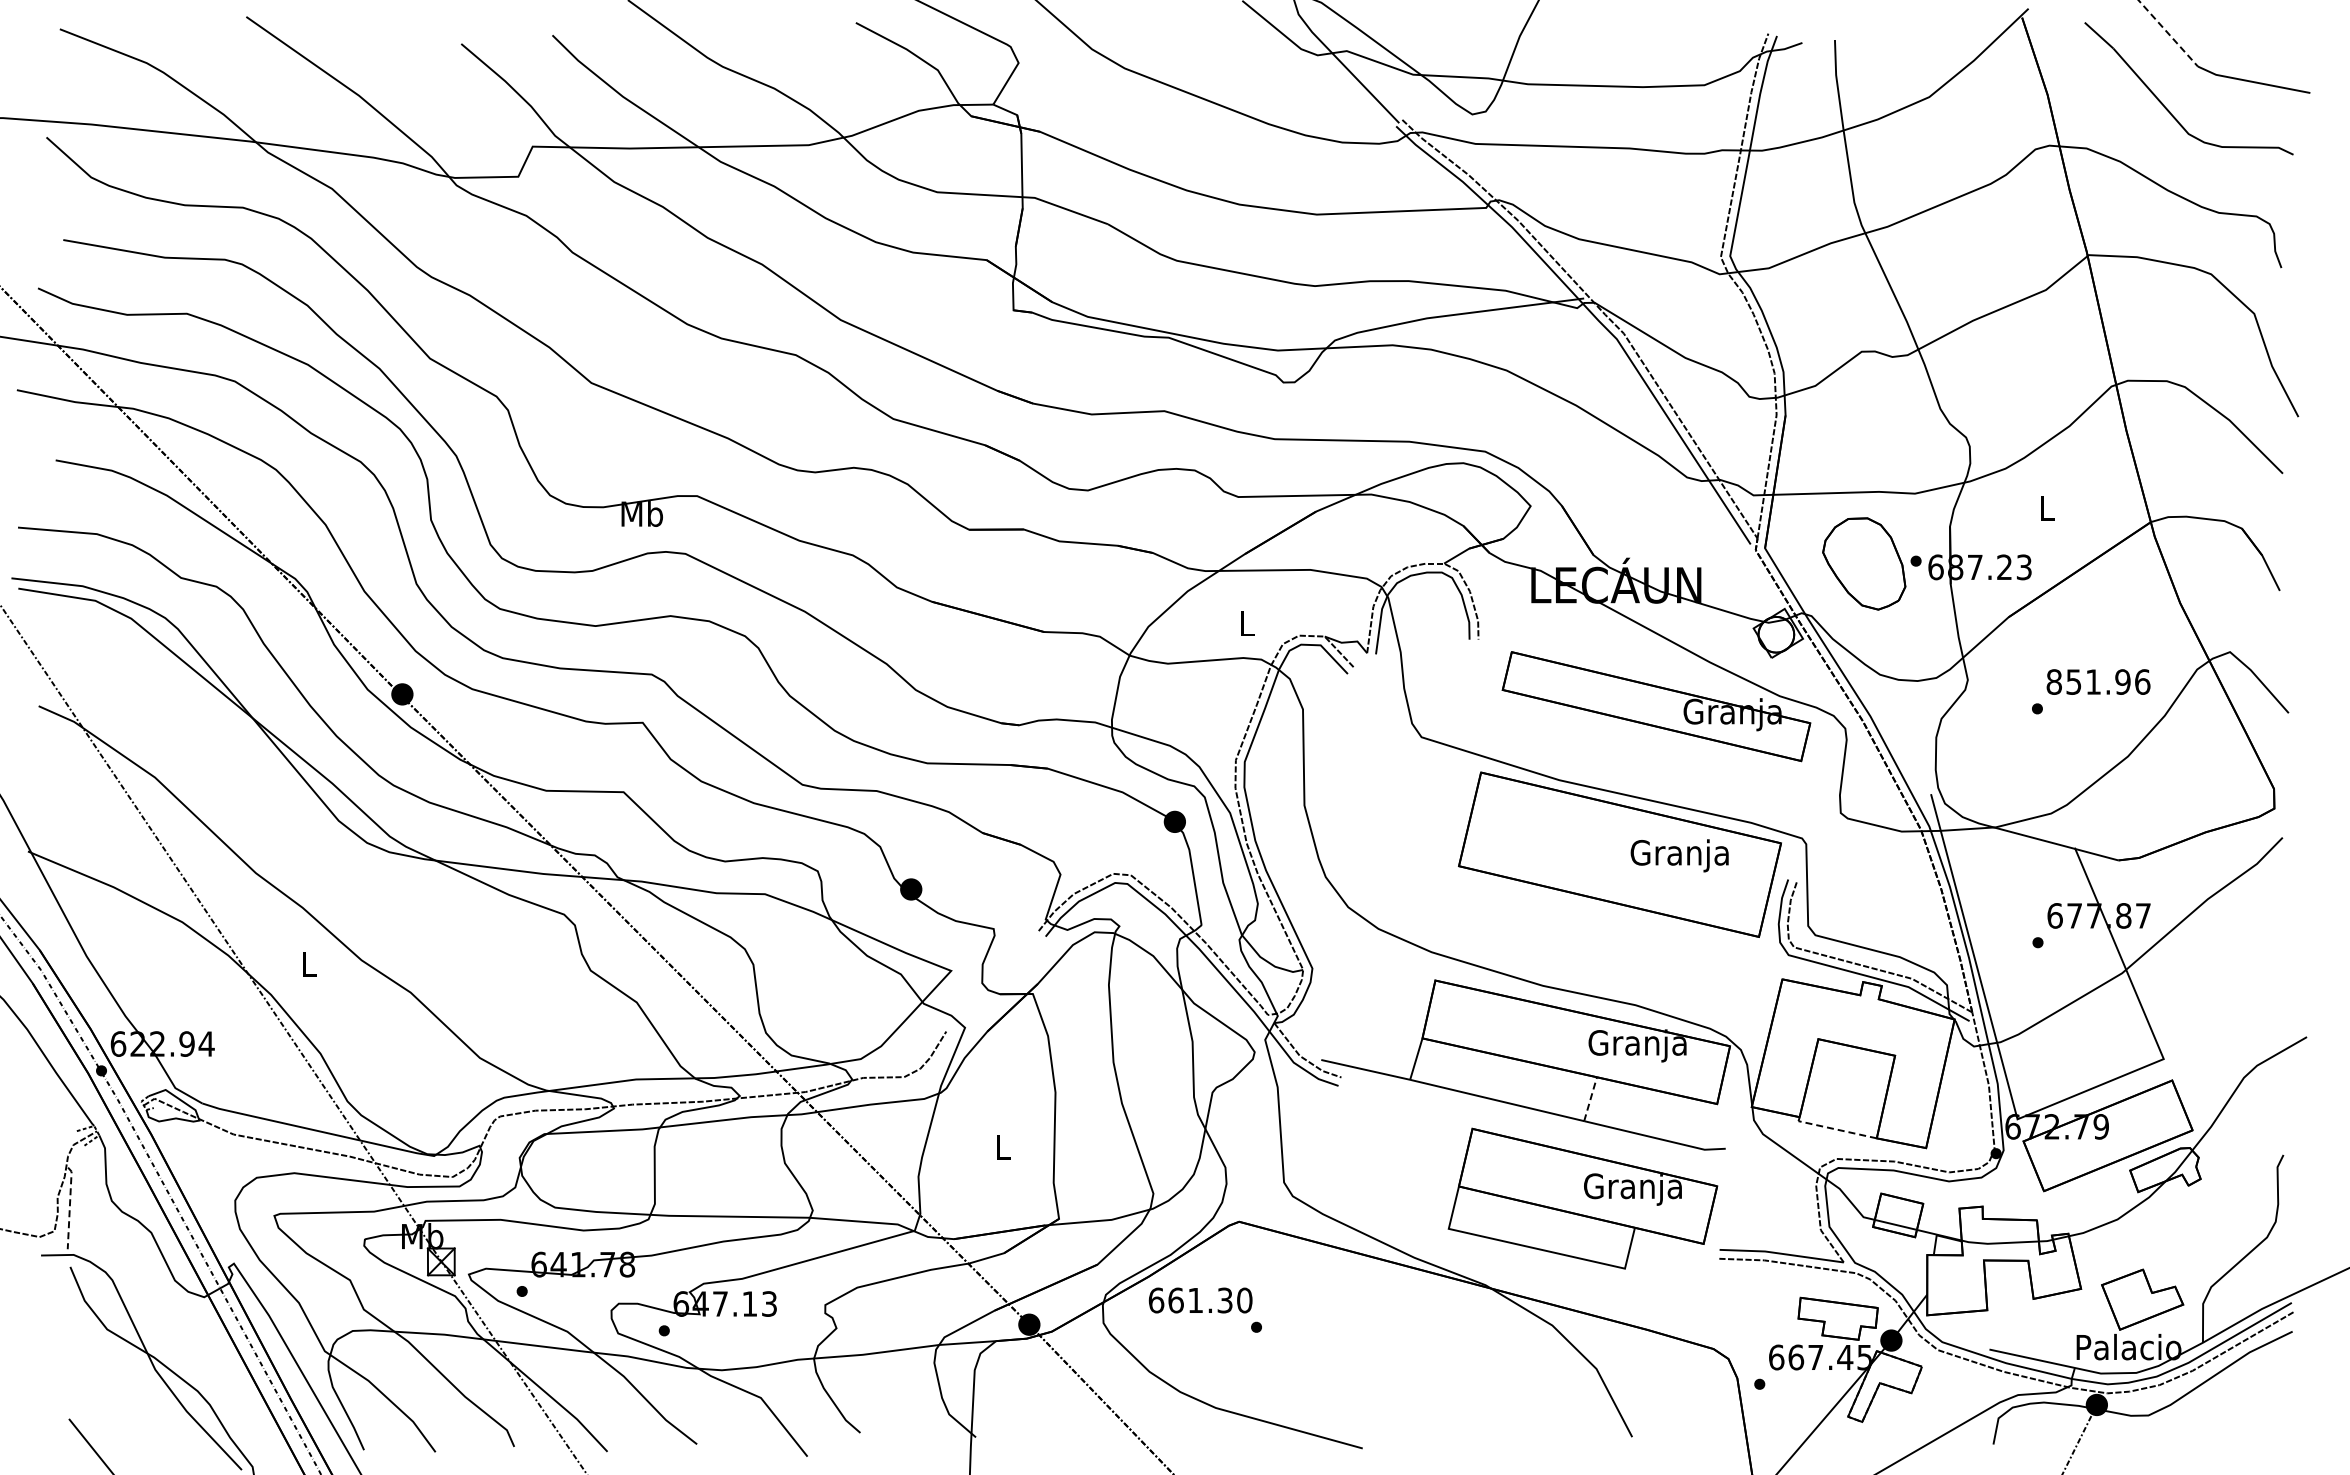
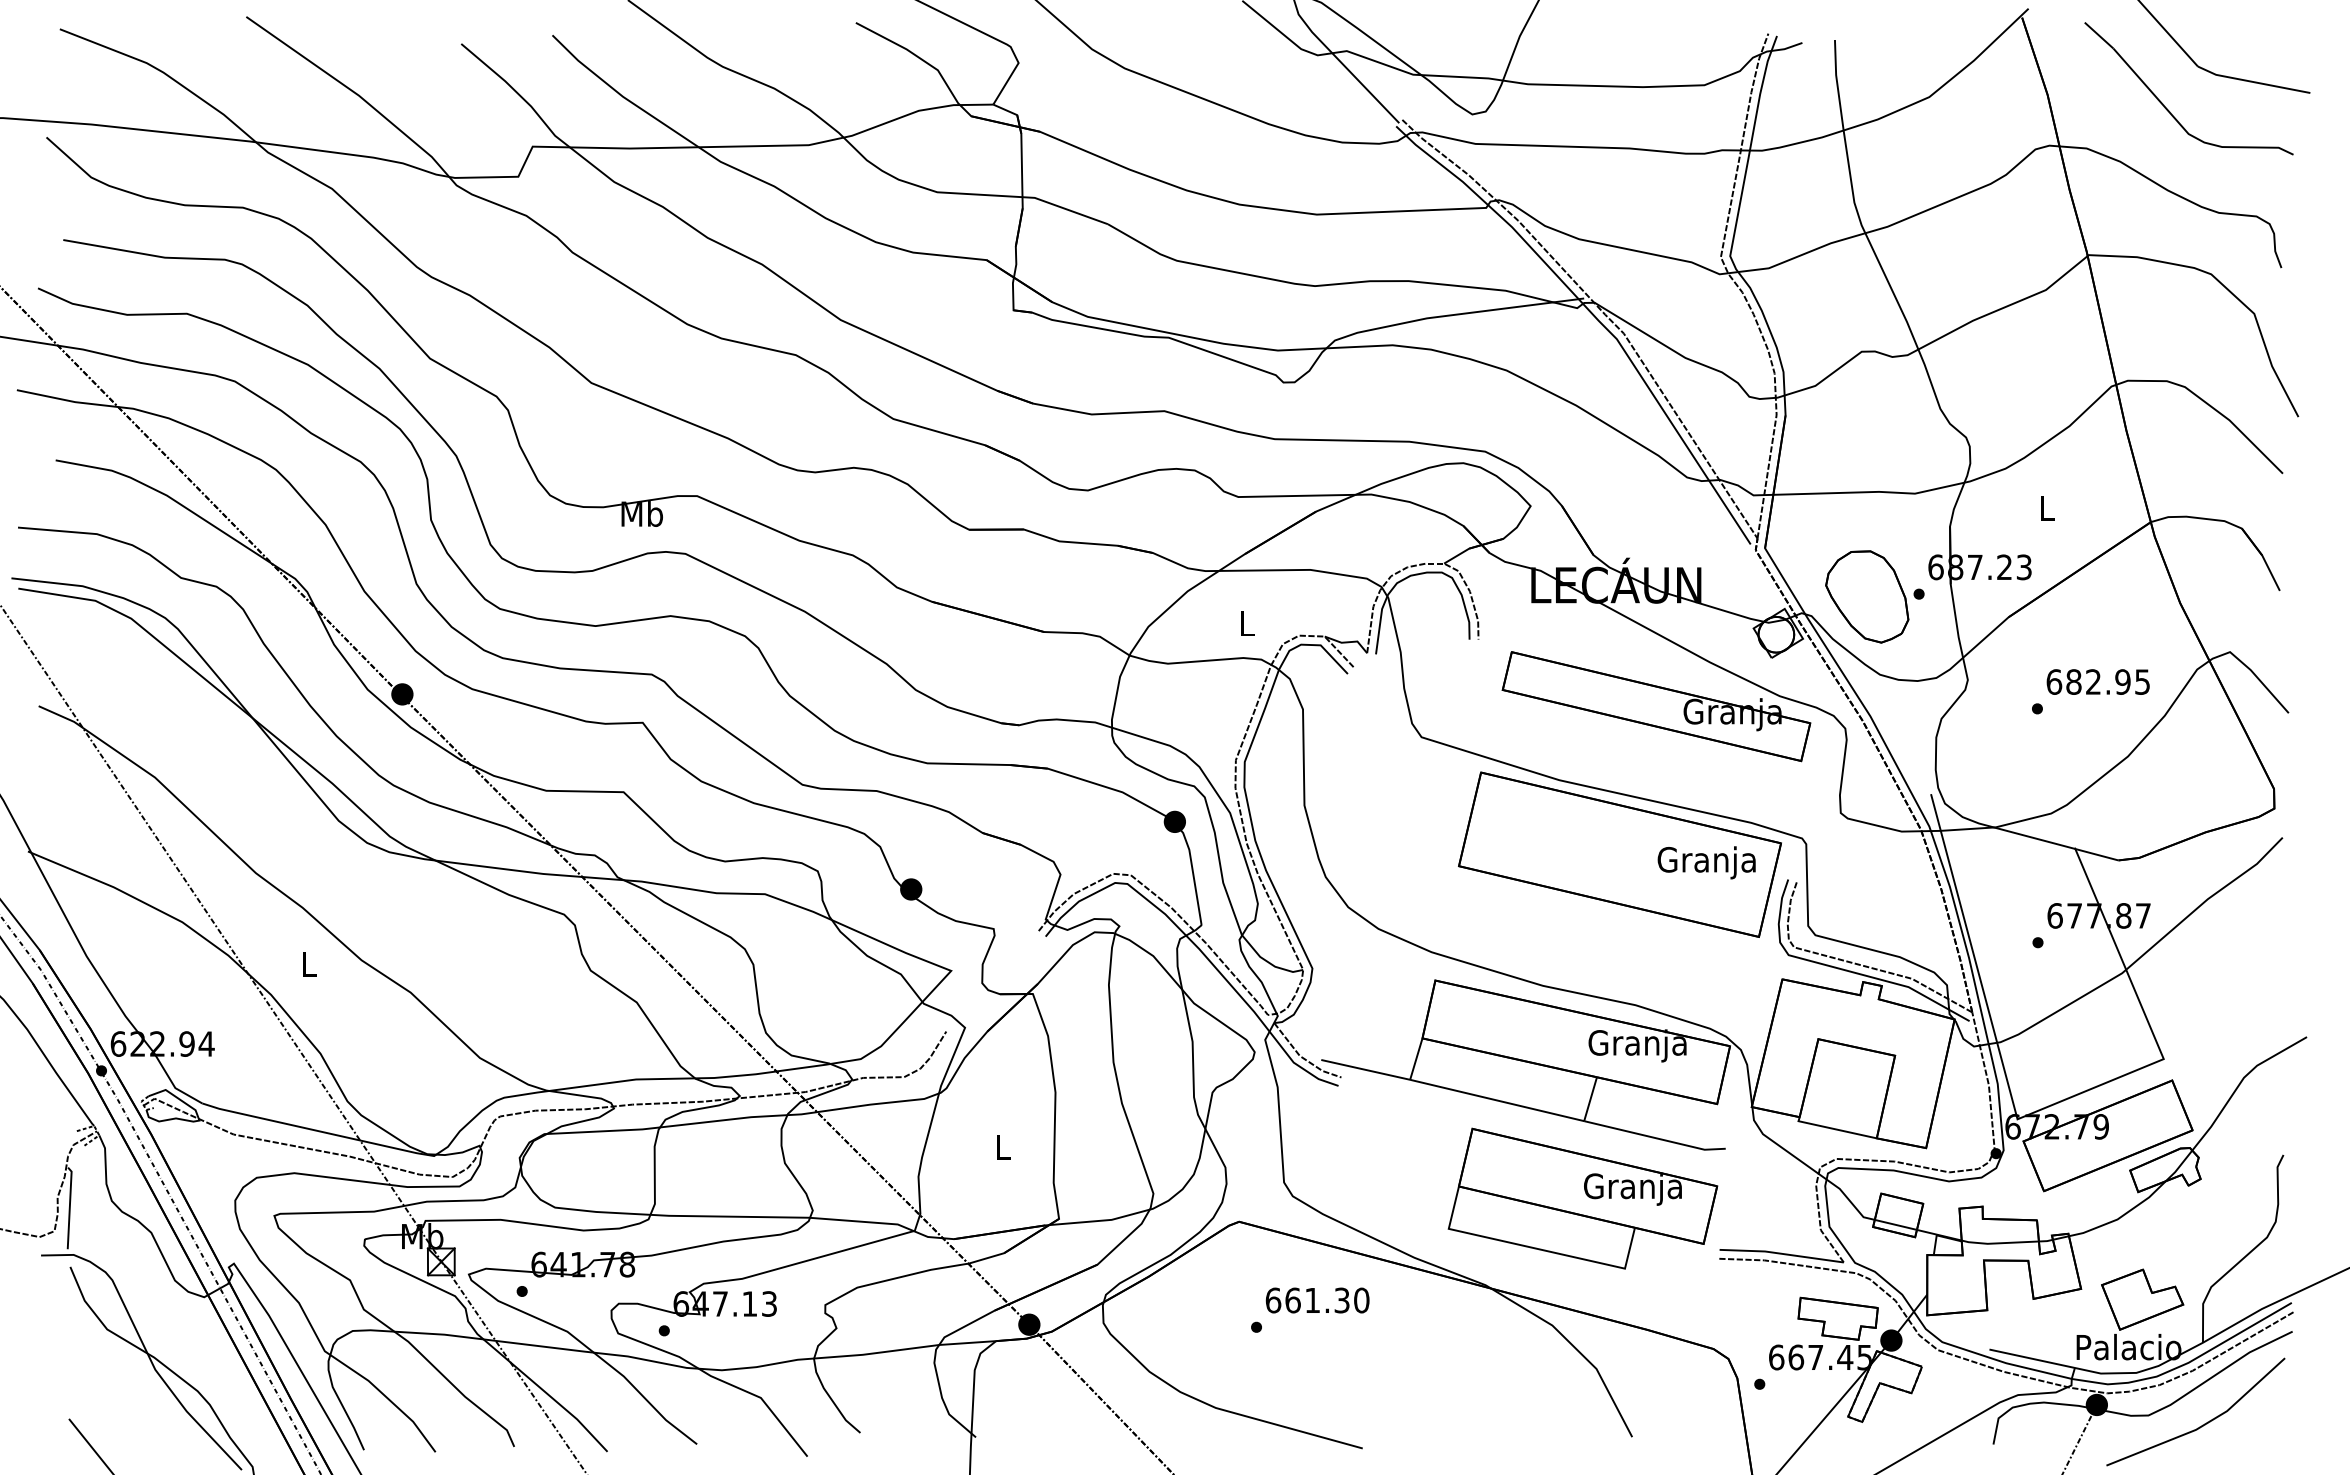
line: dashed -> solid (2168, 33)
part position: (1871, 563) -> (1874, 596) (1874, 596)
text: 851.96 -> 682.95 (2098, 681)
text position: (1679, 855) -> (1706, 862) (1706, 862)
line: dashed -> solid (1590, 1099)
line: dashed -> solid (1834, 1129)
line: dashed -> solid (69, 1207)
text position: (1200, 1300) -> (1317, 1300) (1317, 1300)
line: none -> present (2202, 1424)
